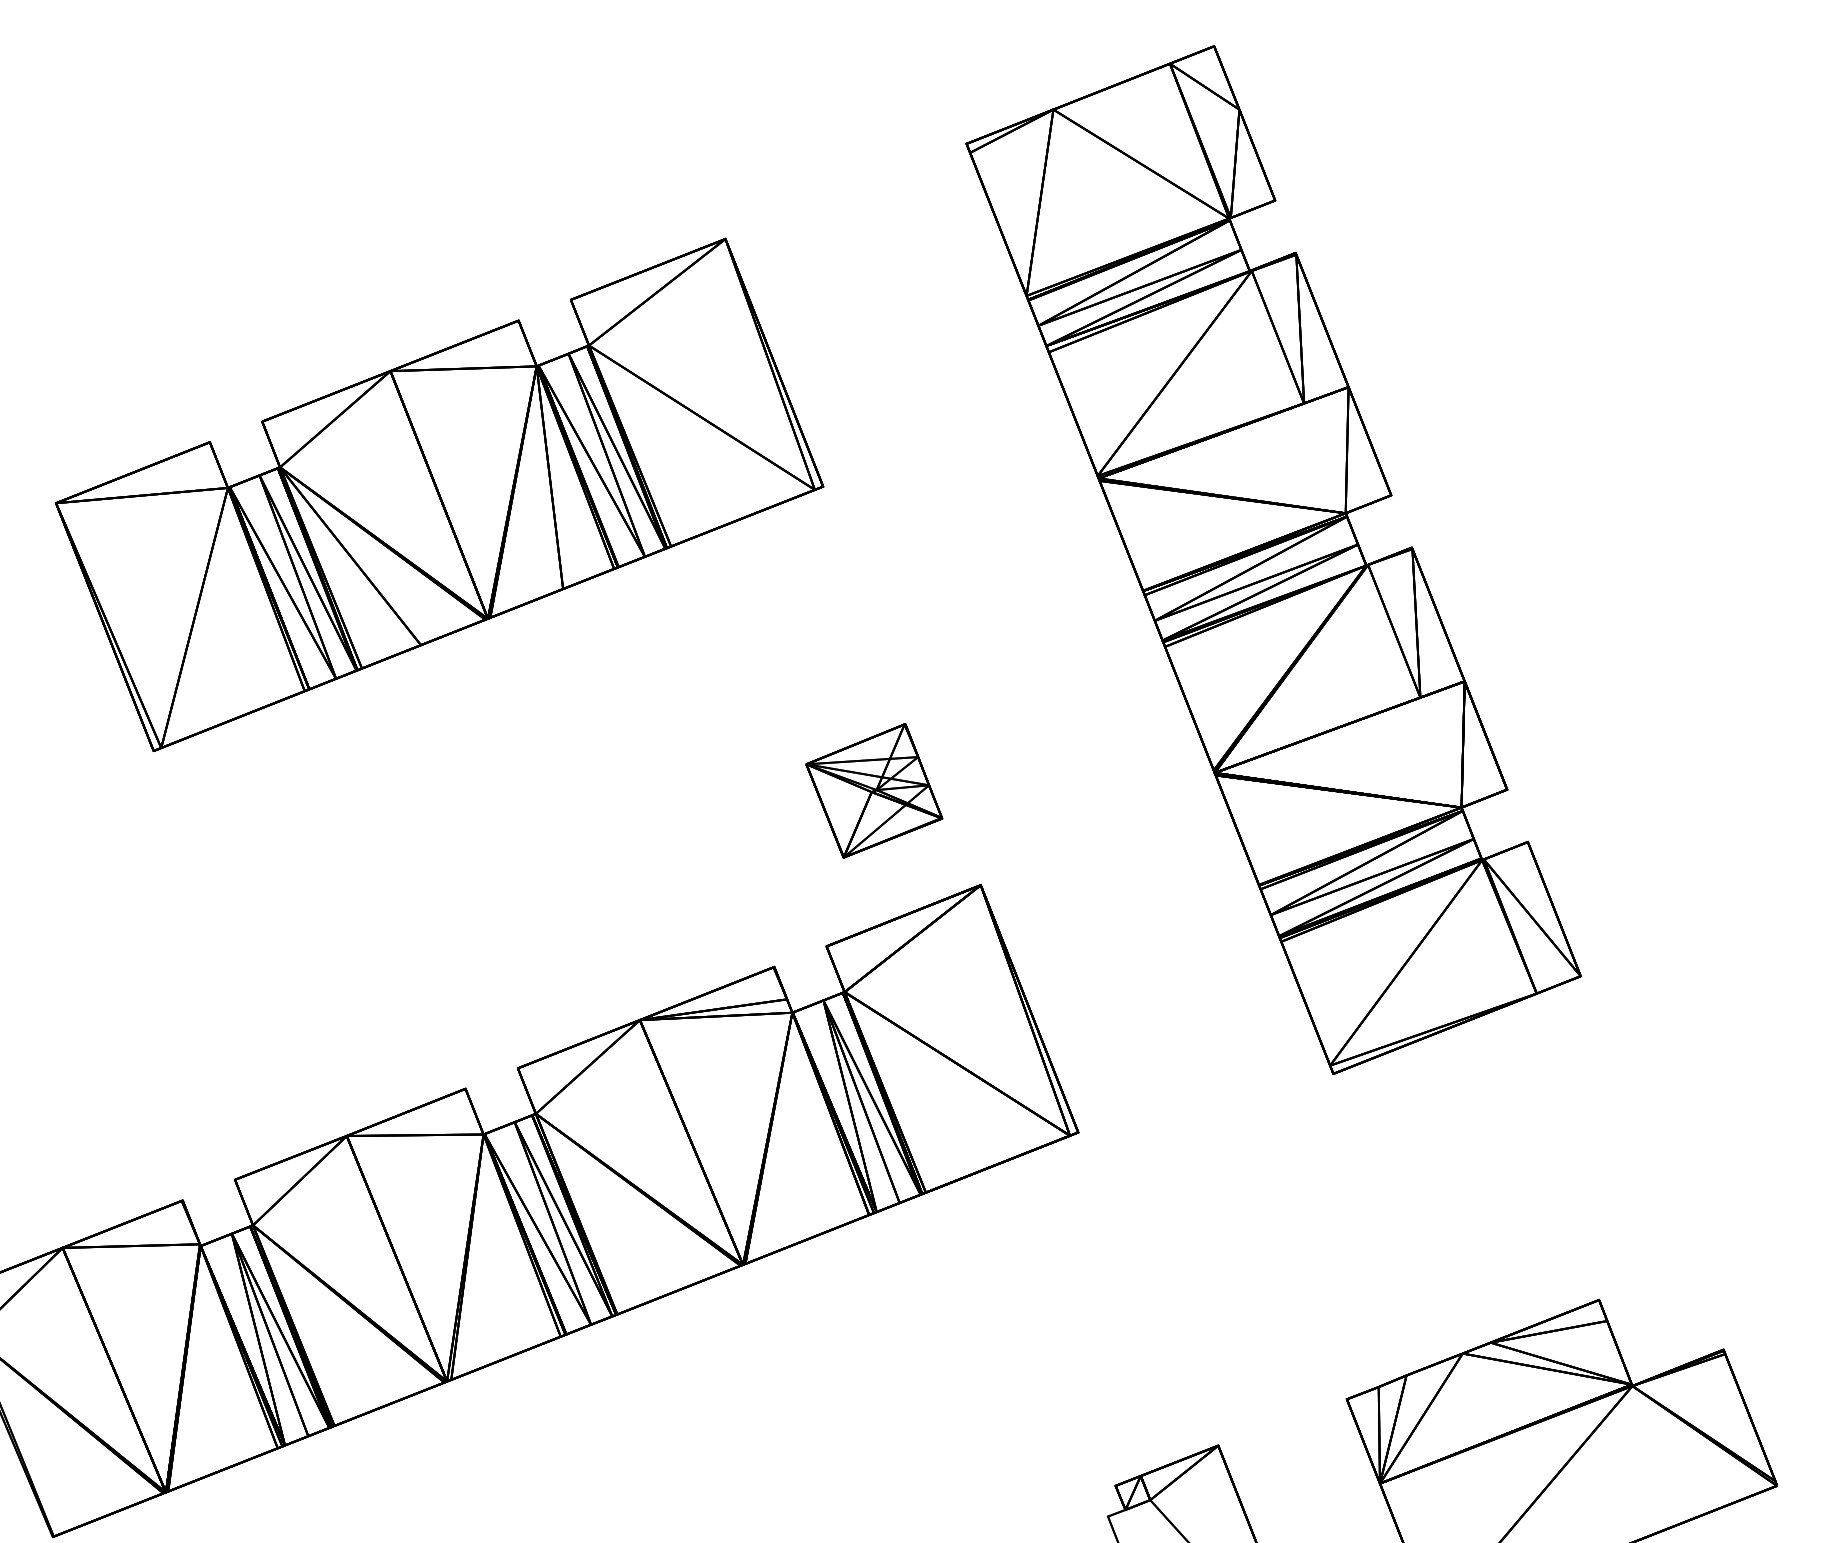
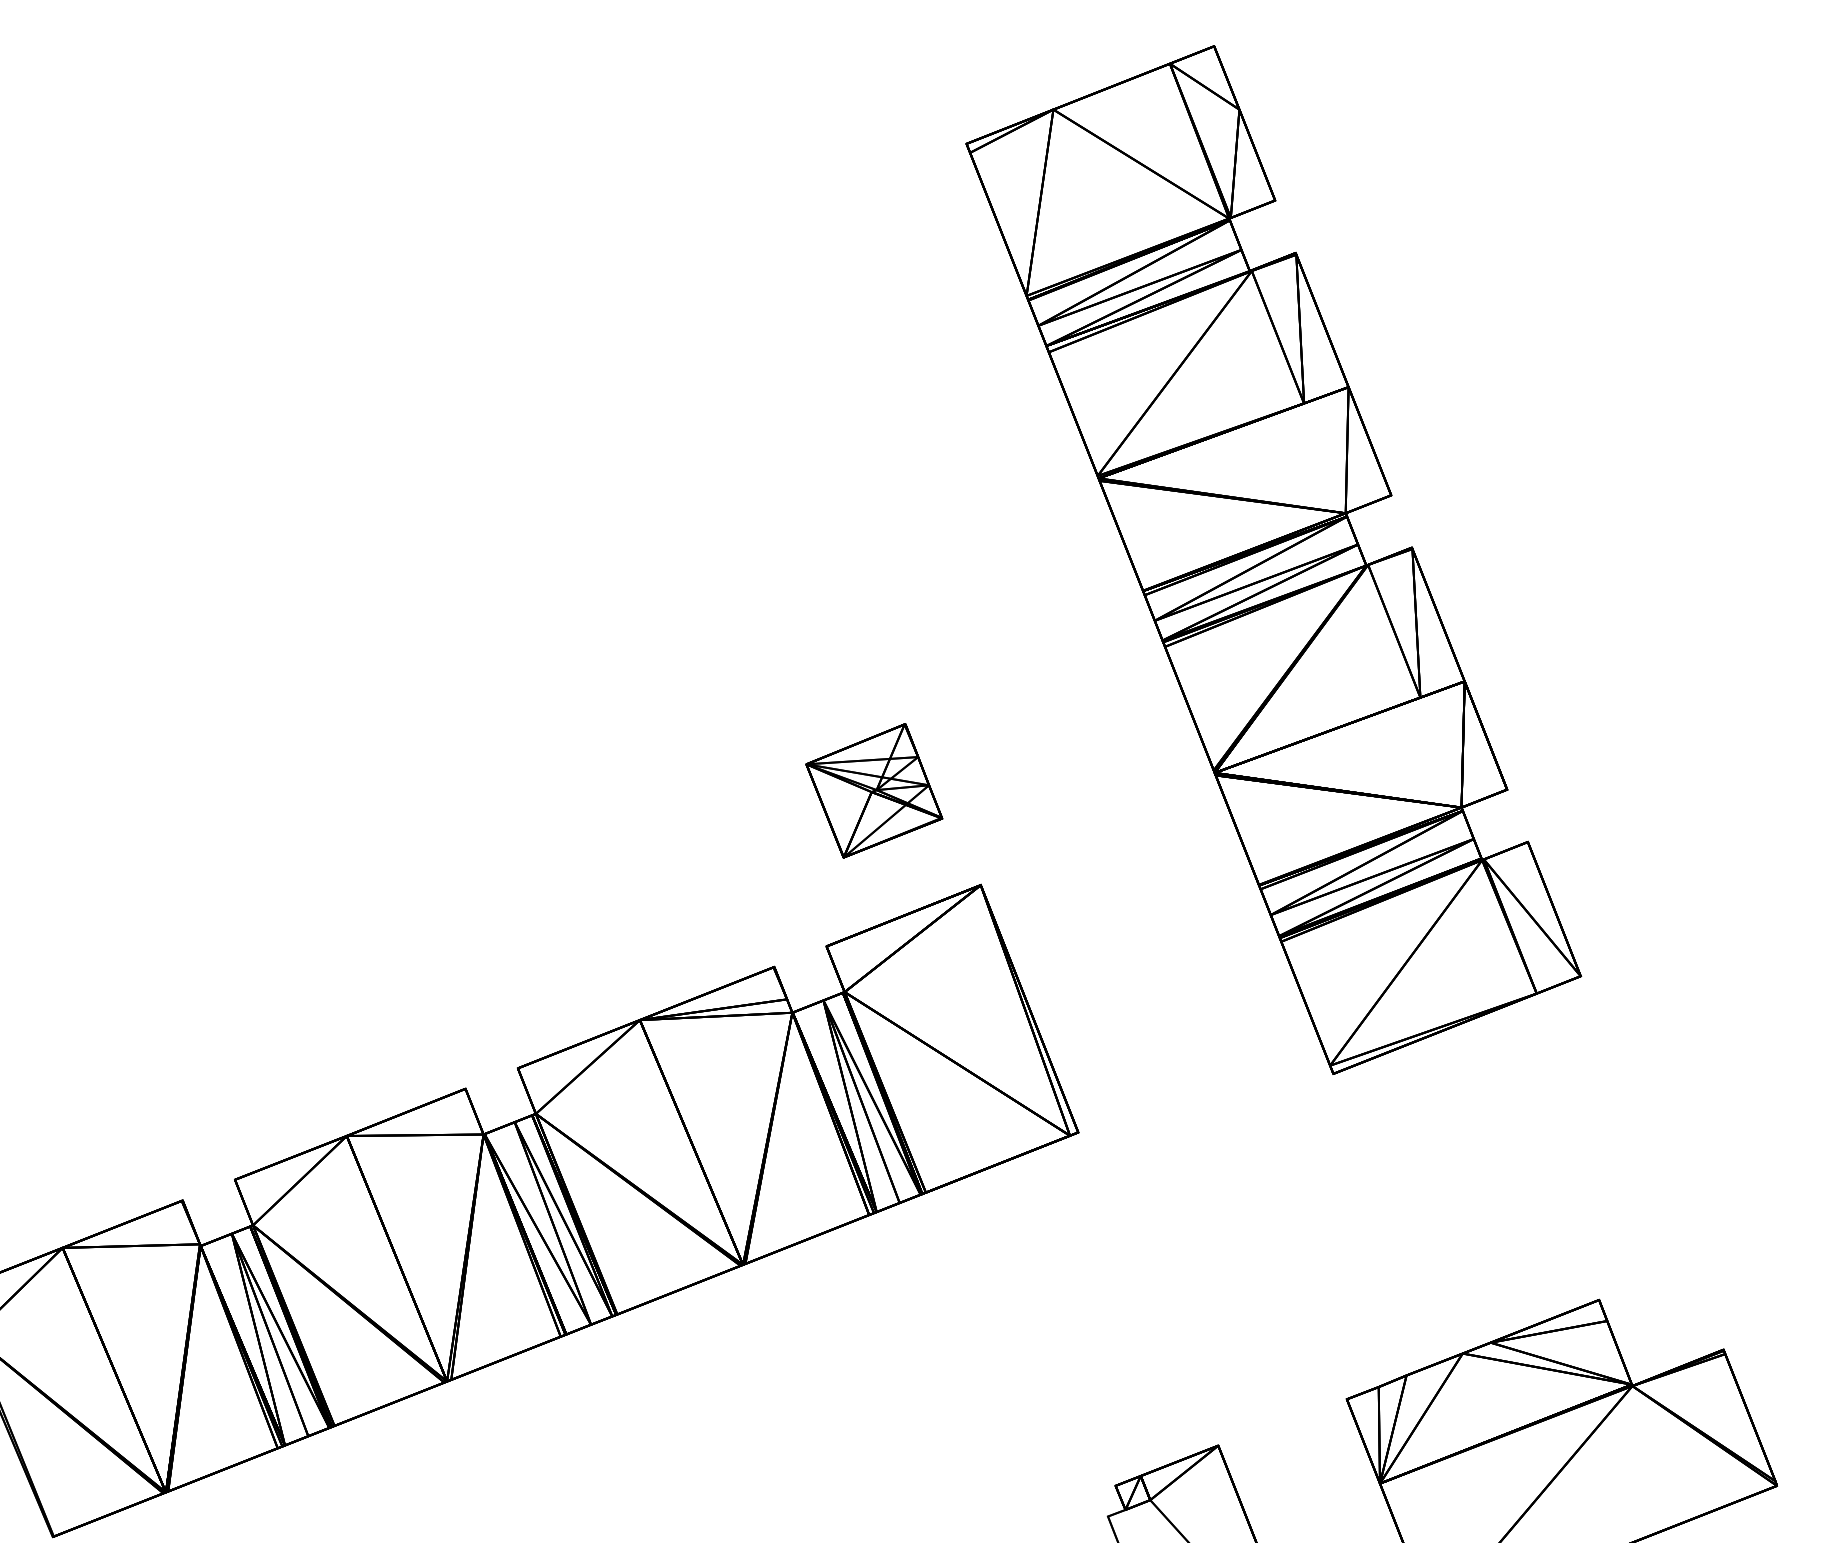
part: present -> none (439, 494)
